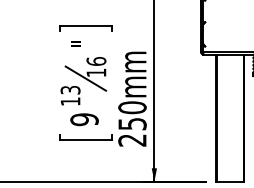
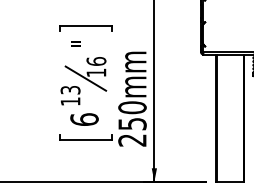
text: 9 -> 6 (84, 119)
